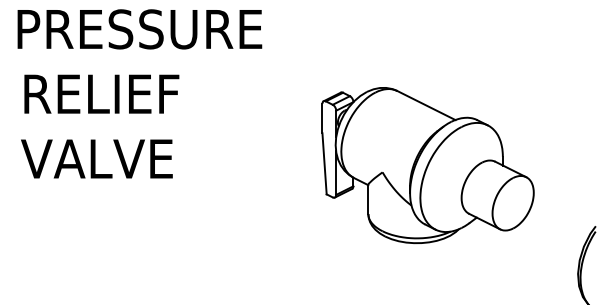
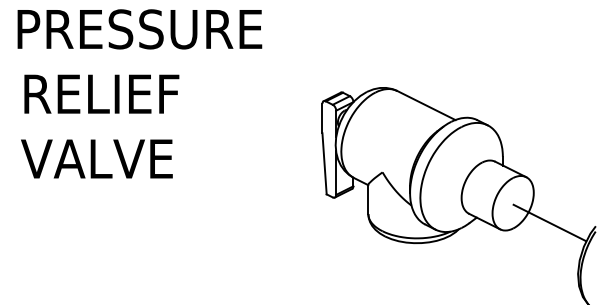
line: none -> present (549, 222)
